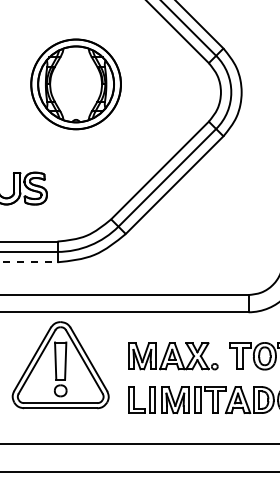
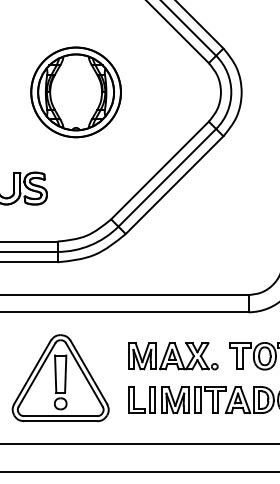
part position: (75, 84) -> (75, 92) (75, 92)
line: dashed -> solid (29, 262)
part position: (60, 365) -> (60, 378) (60, 378)
